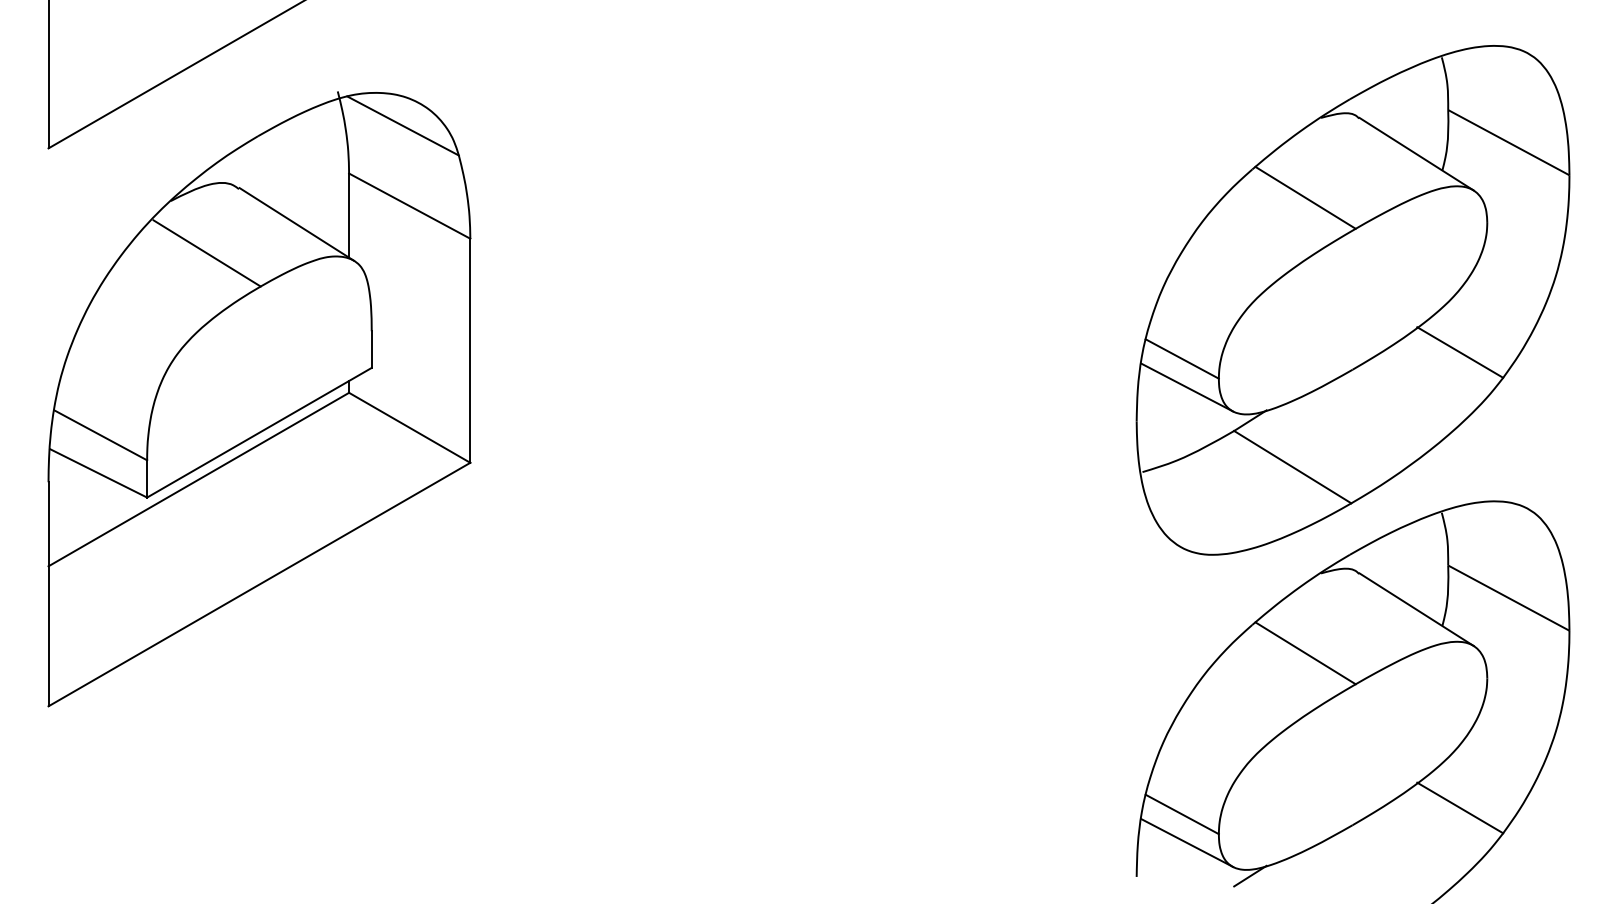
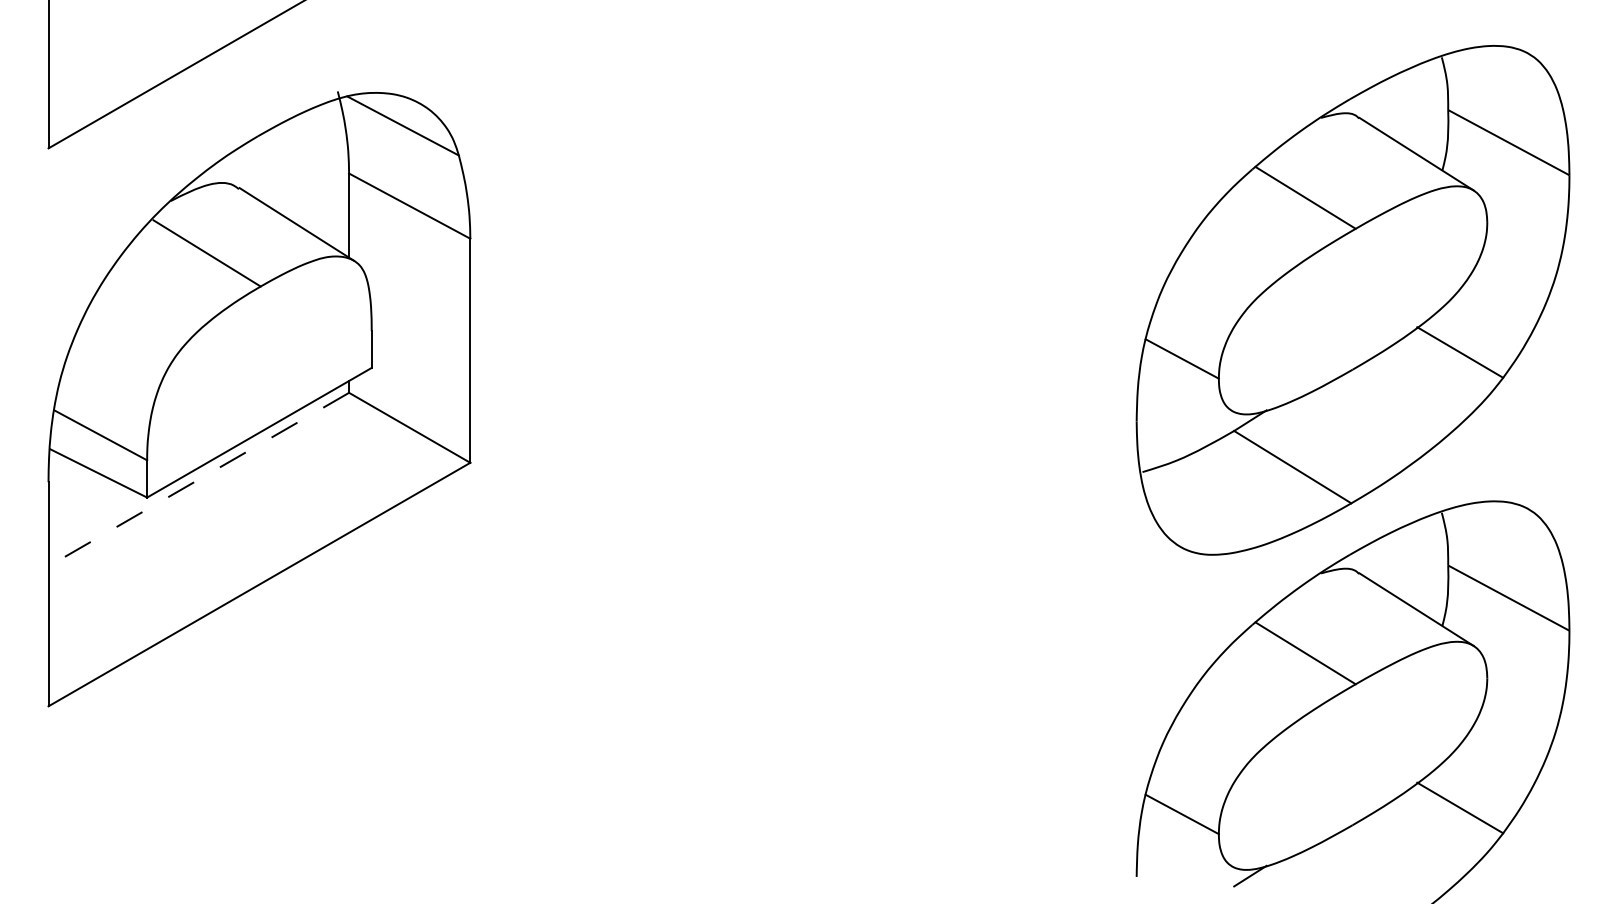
line: present -> none (1187, 387)
line: solid -> dashed (198, 479)
line: present -> none (1187, 842)
